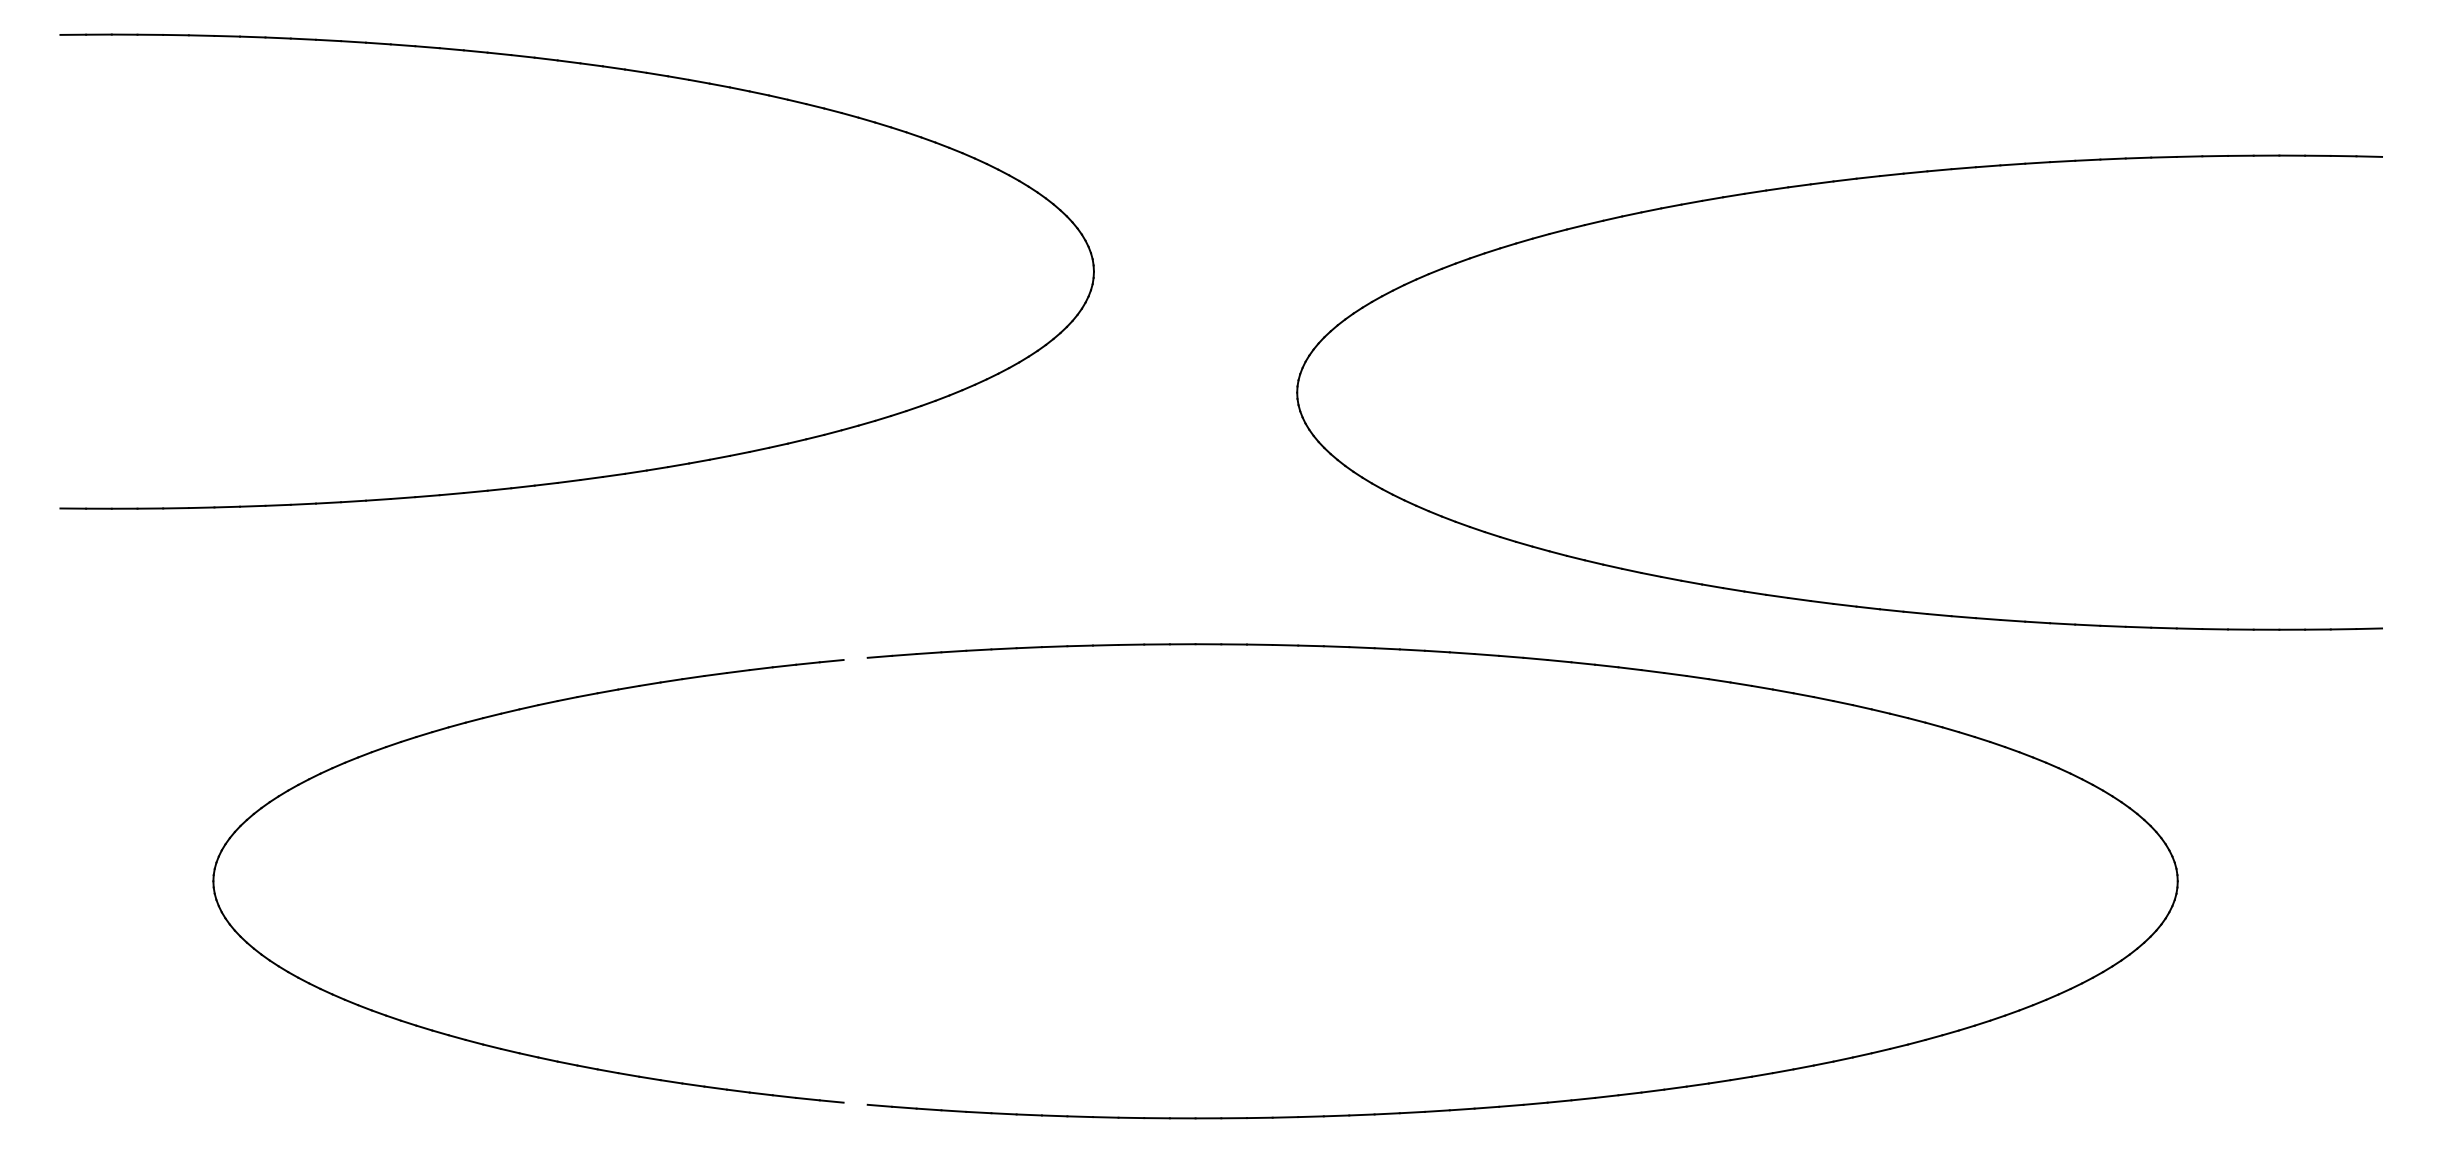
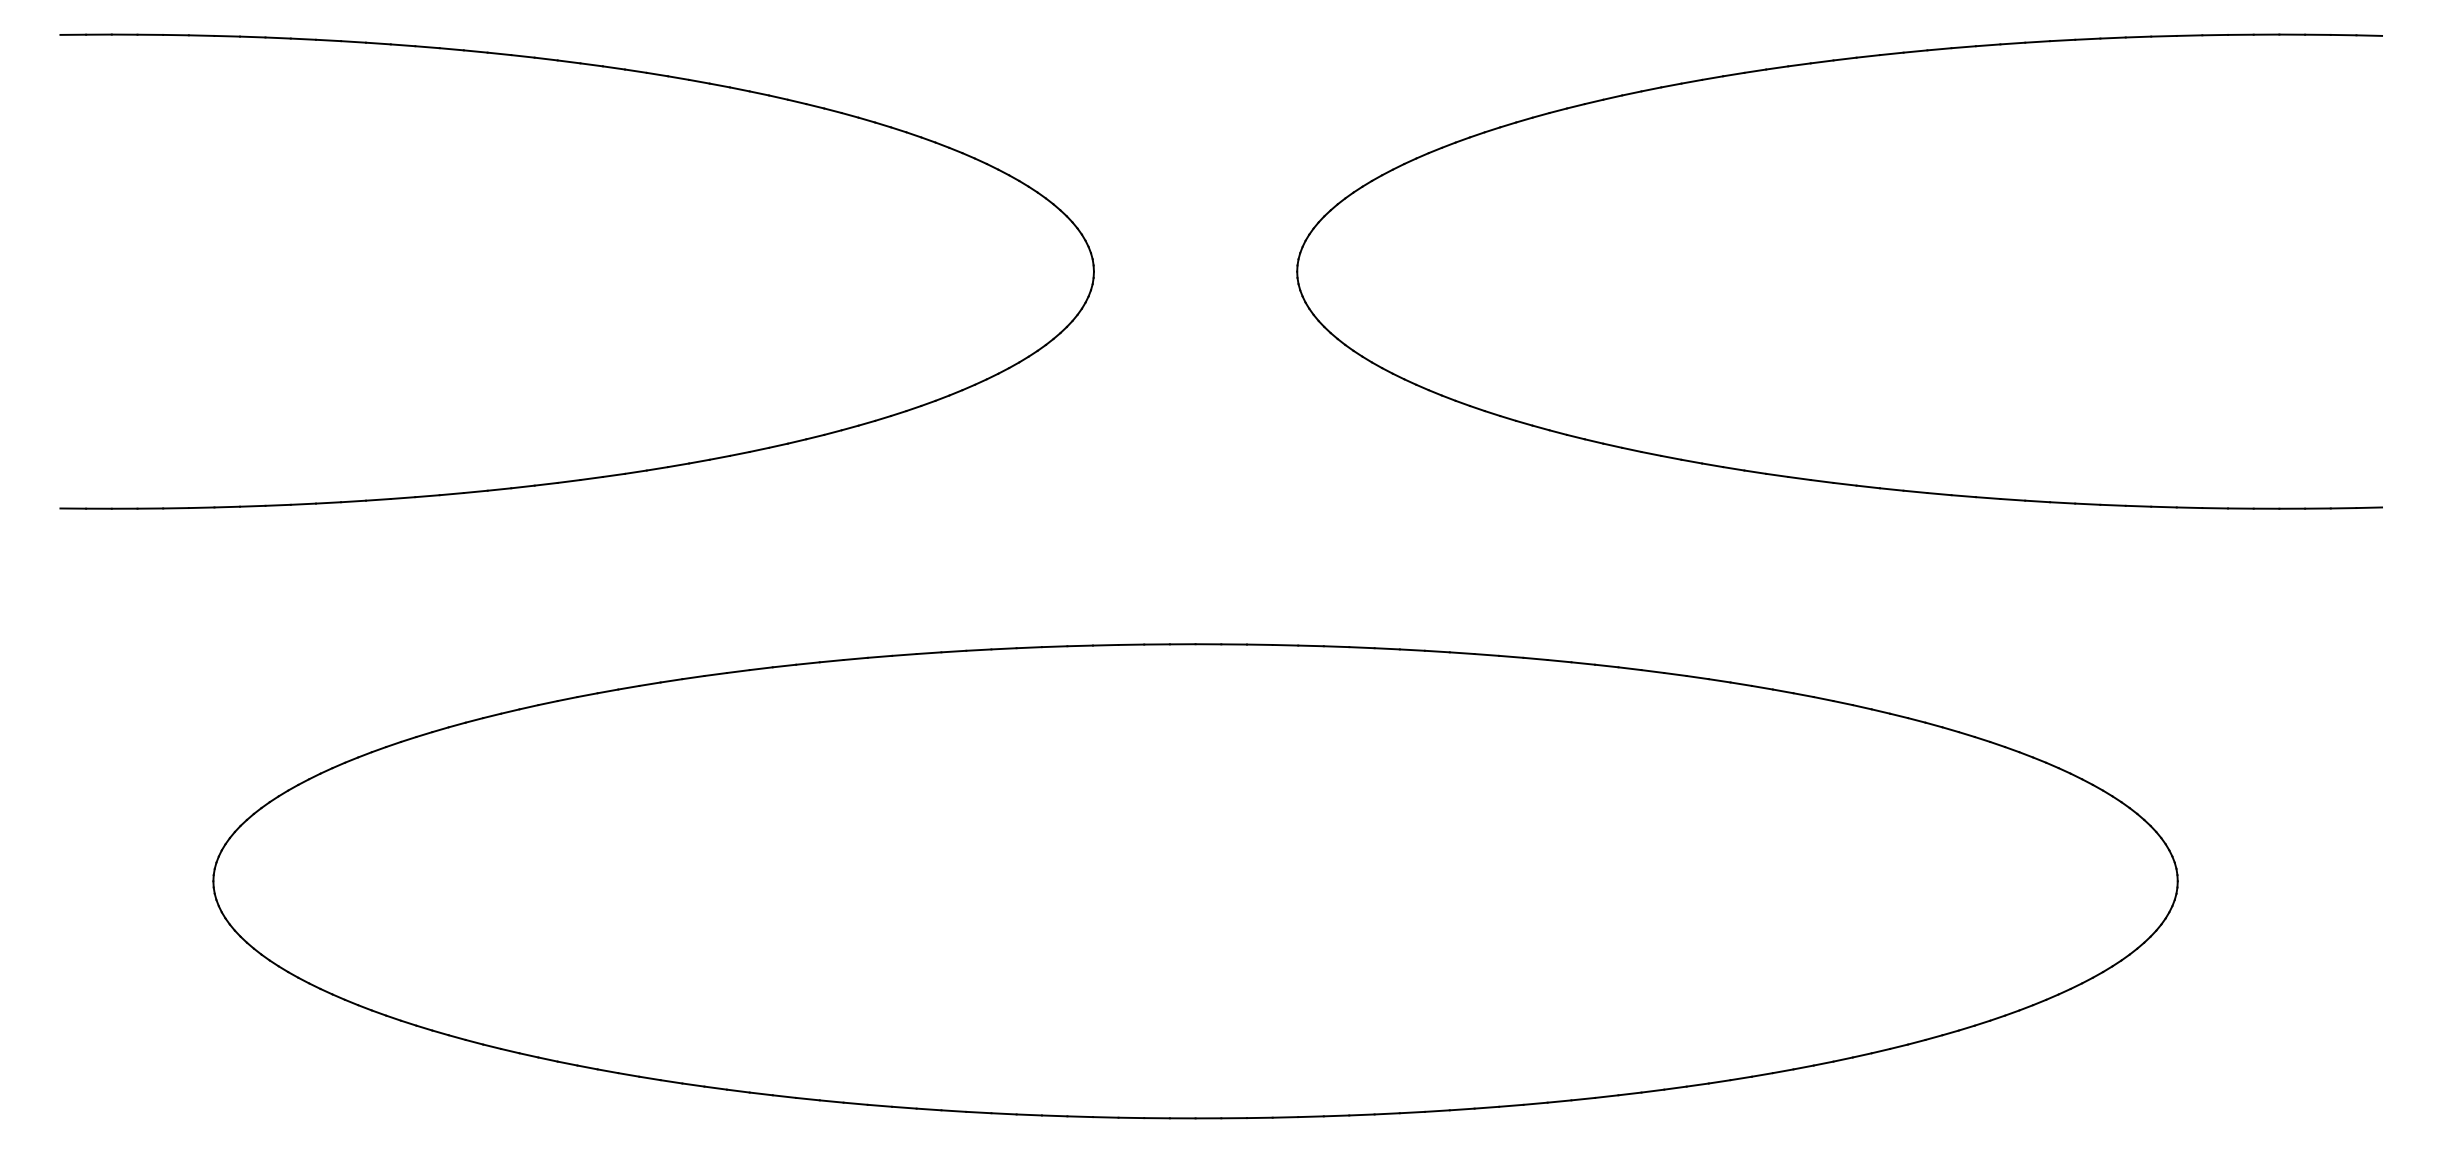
part position: (1811, 185) -> (1811, 64) (1811, 64)
line: none -> present (855, 658)
line: none -> present (855, 1103)
